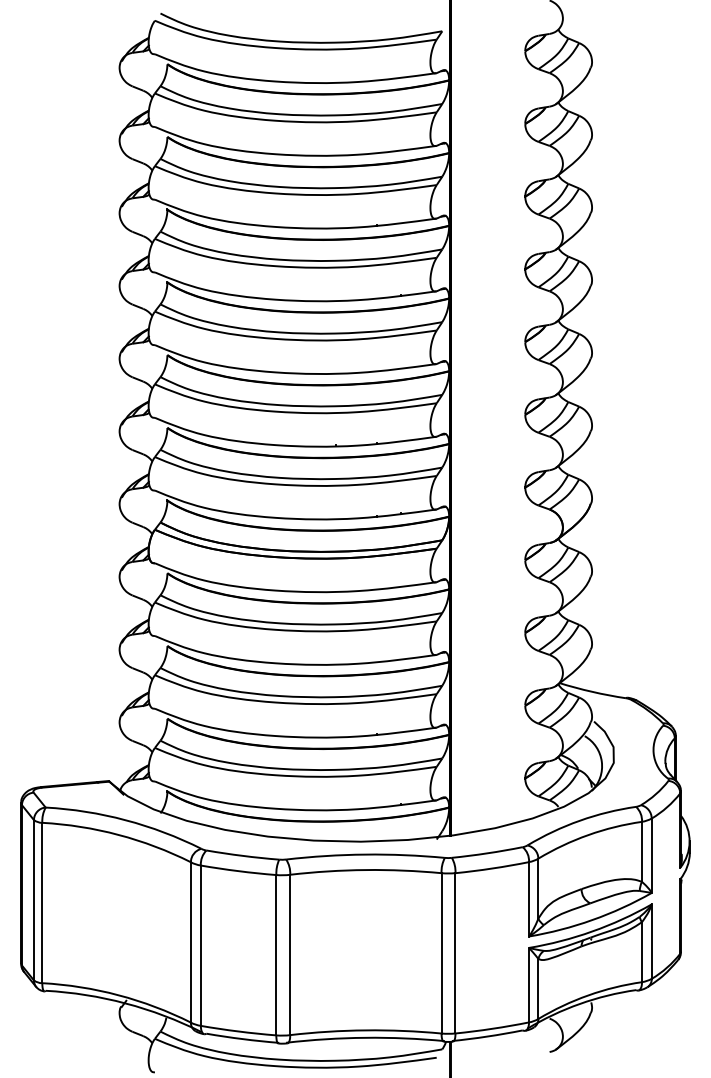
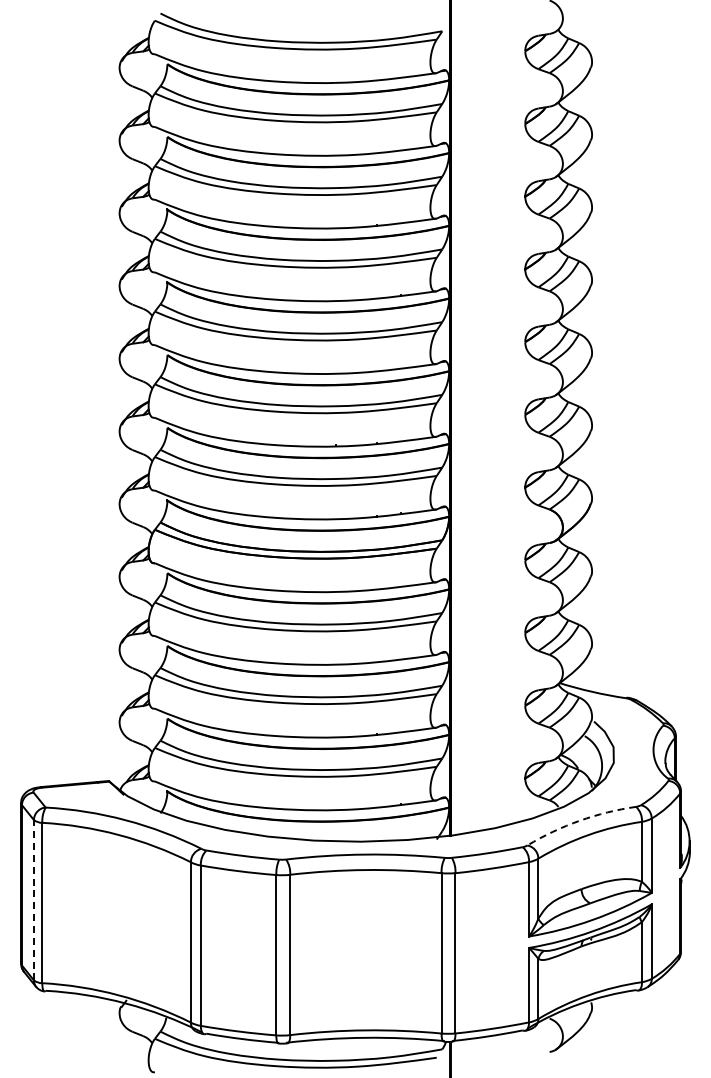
arc: solid -> dashed (579, 820)
line: solid -> dashed (33, 899)
